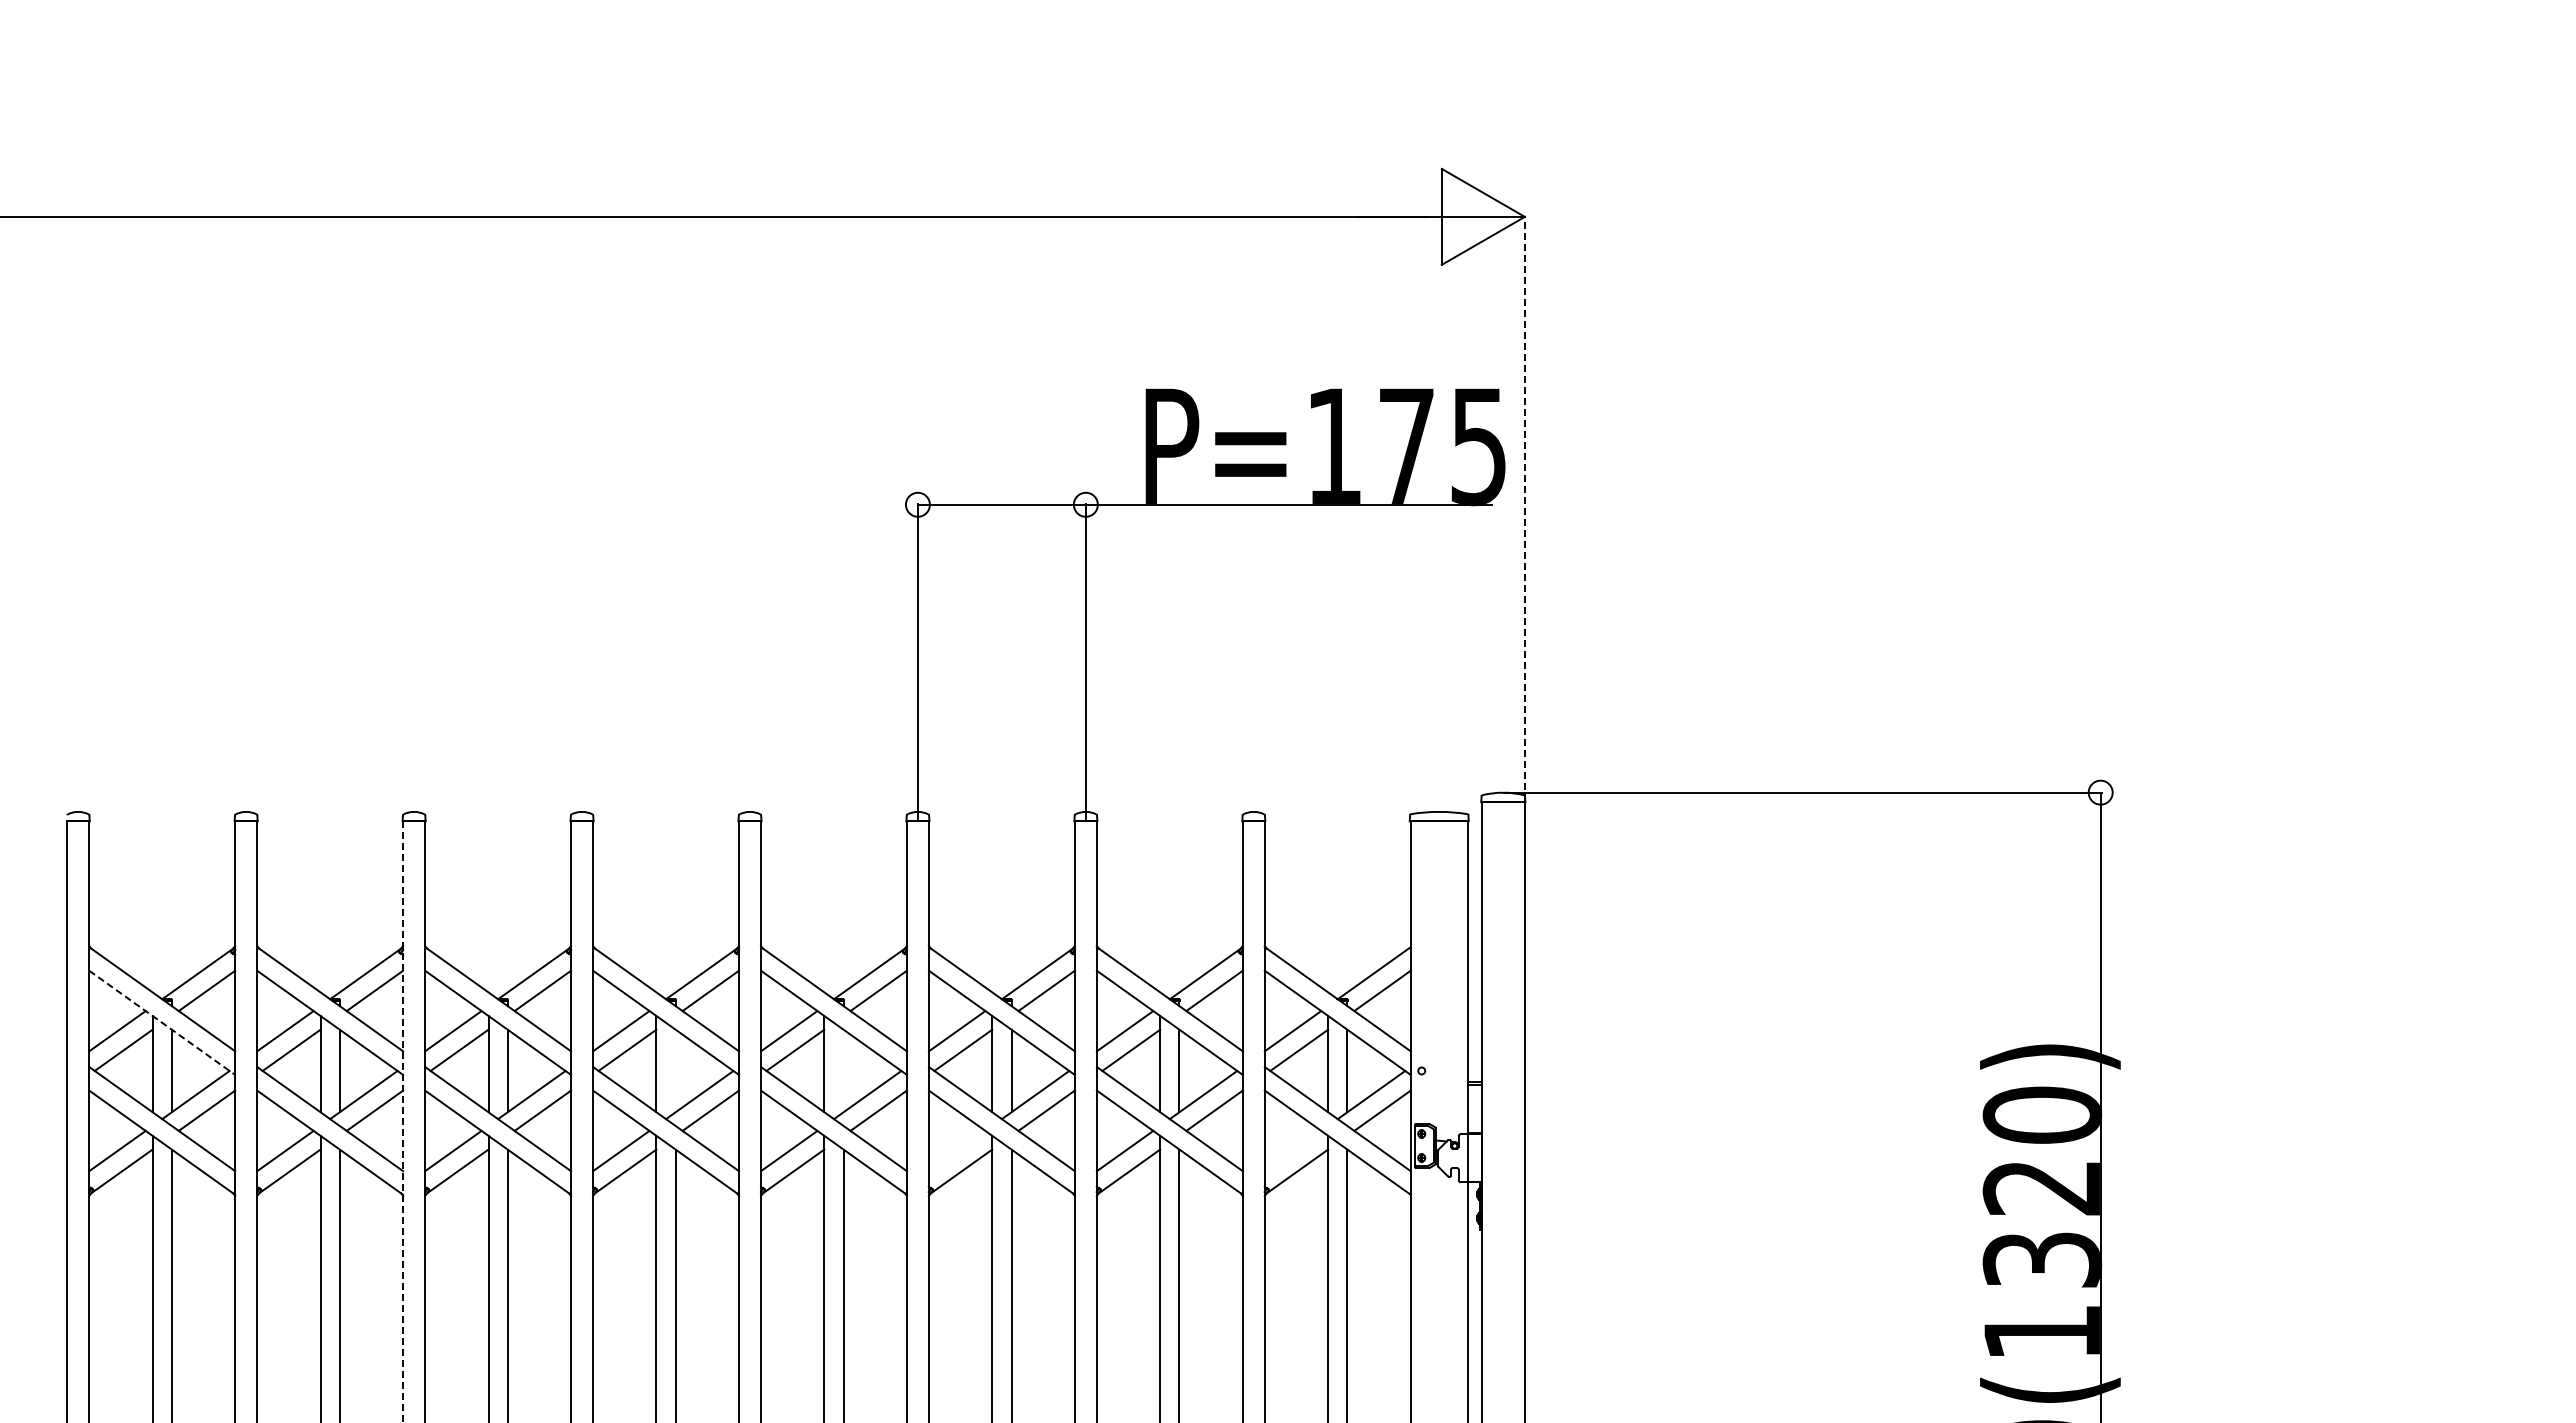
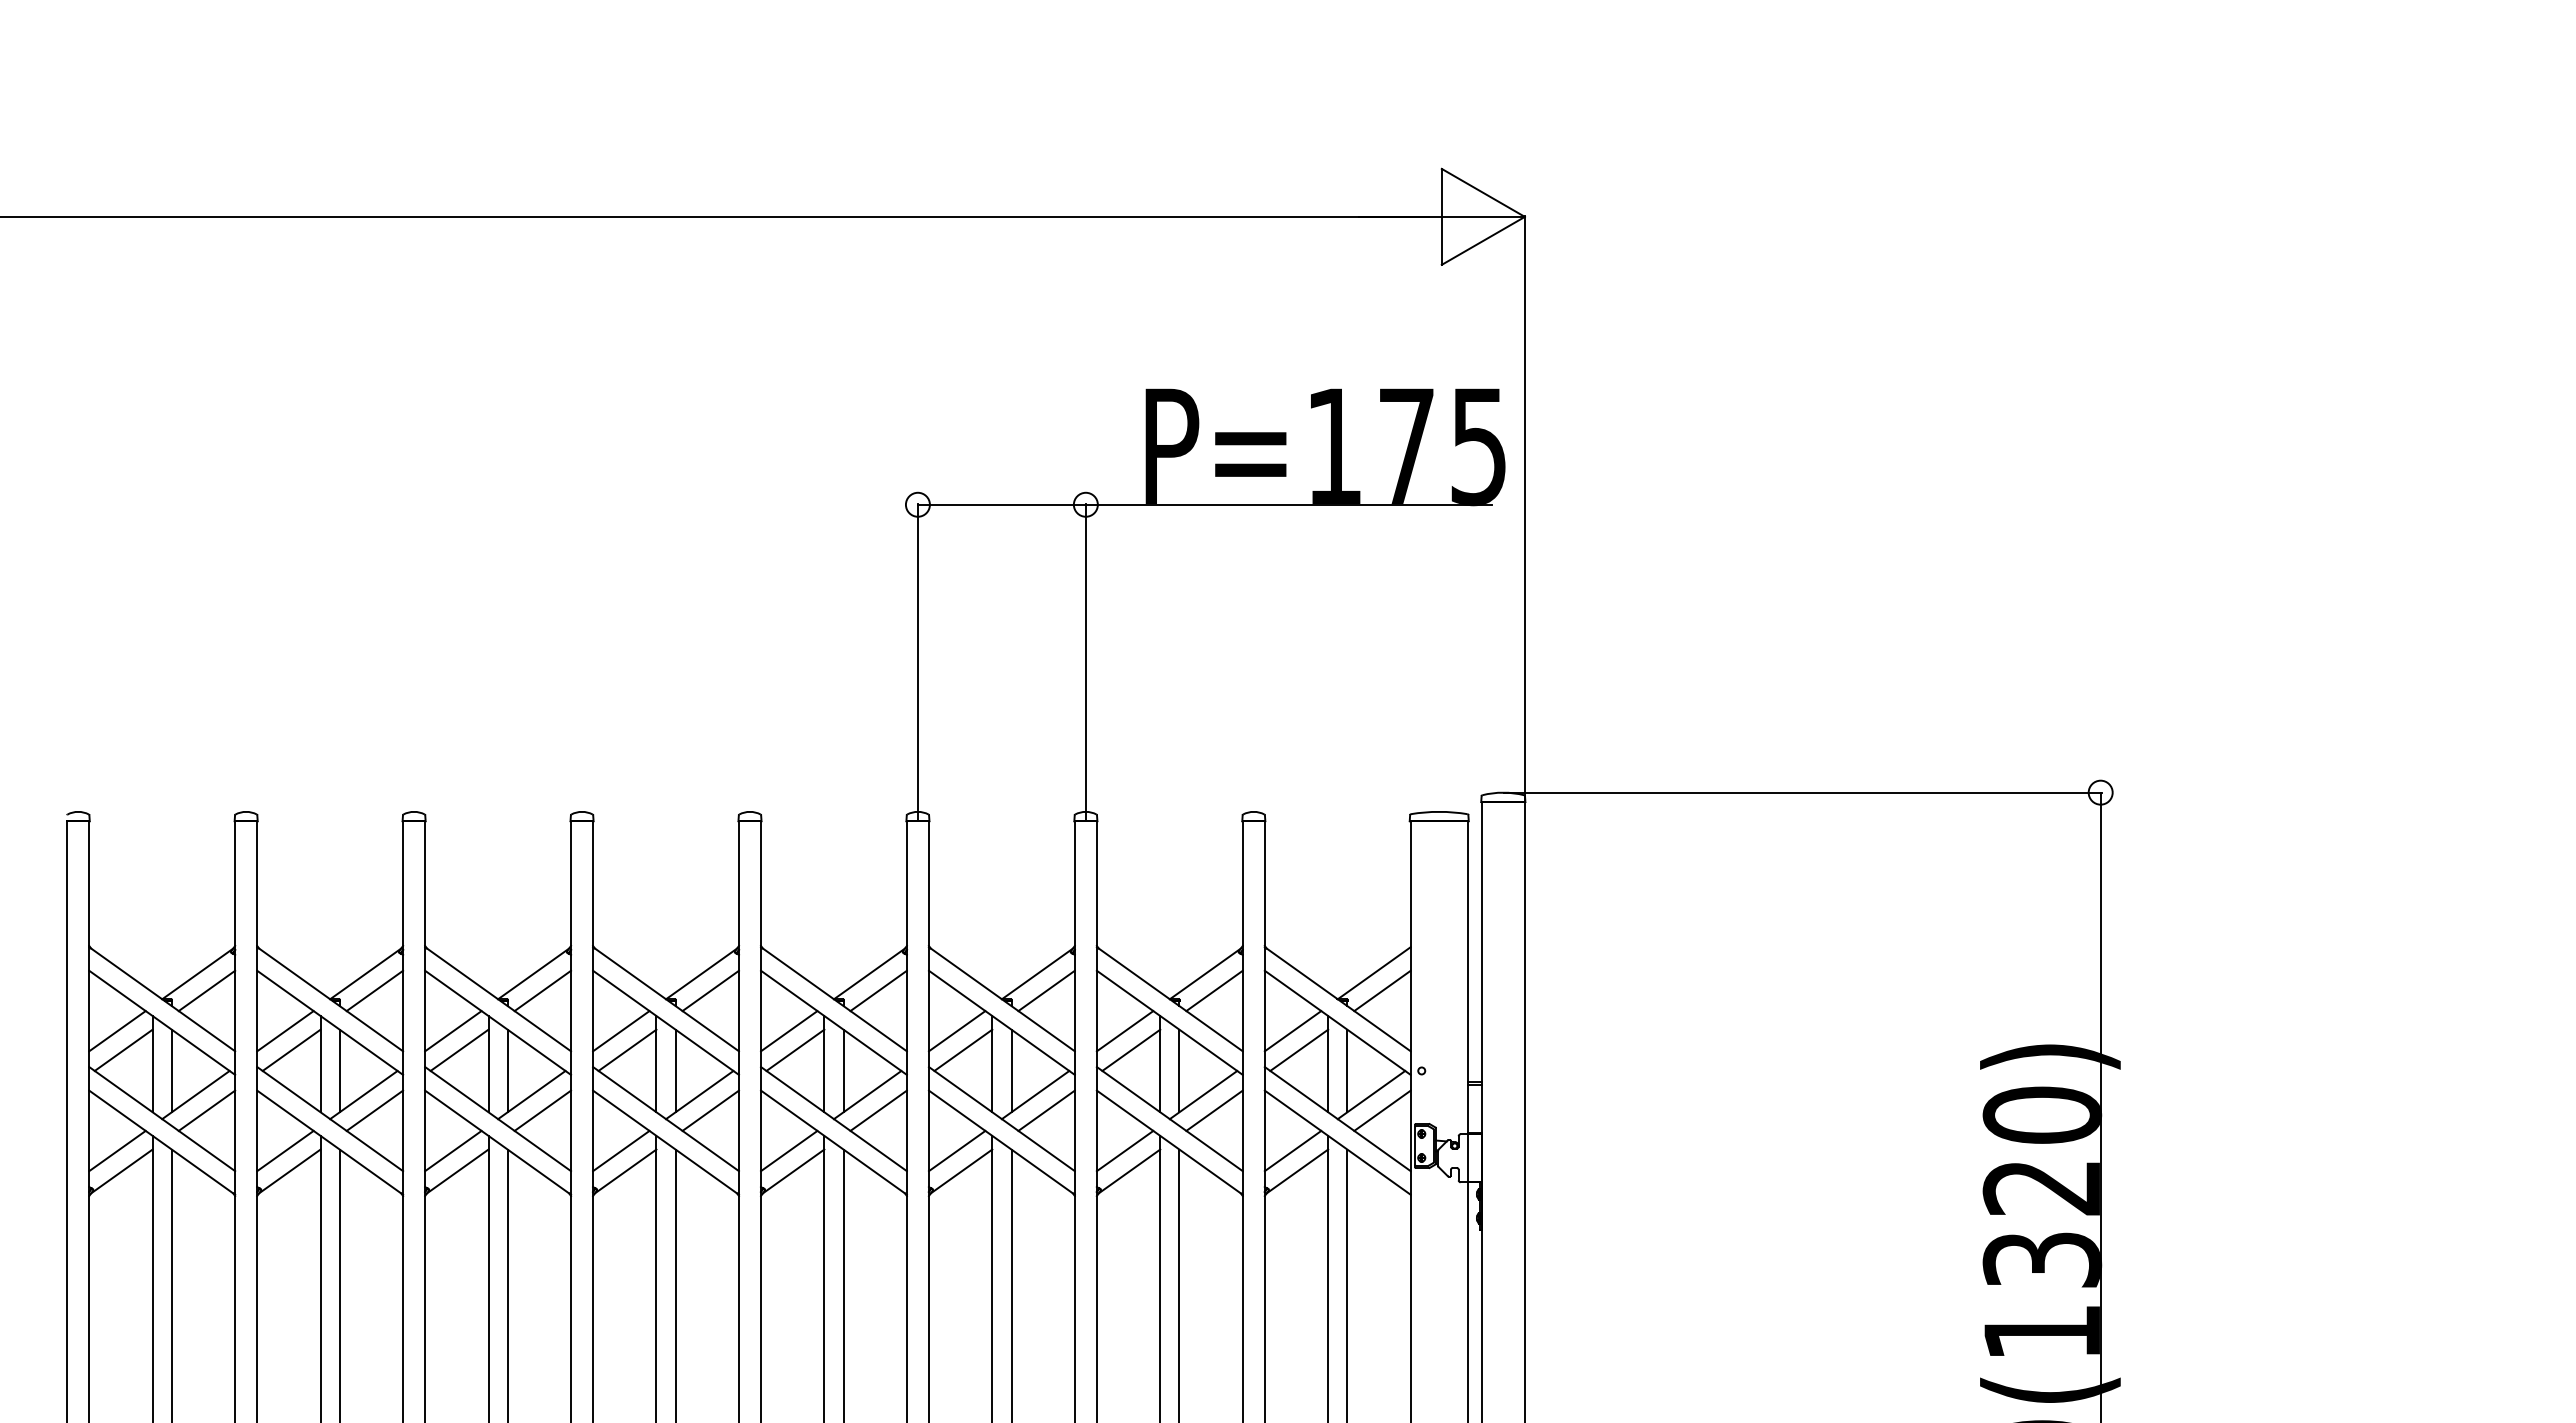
line: dashed -> solid (1524, 508)
line: dashed -> solid (162, 1022)
line: none -> present (675, 1070)
line: none -> present (843, 1070)
line: dashed -> solid (403, 1121)
line: none -> present (956, 1150)
line: none -> present (1292, 1150)
